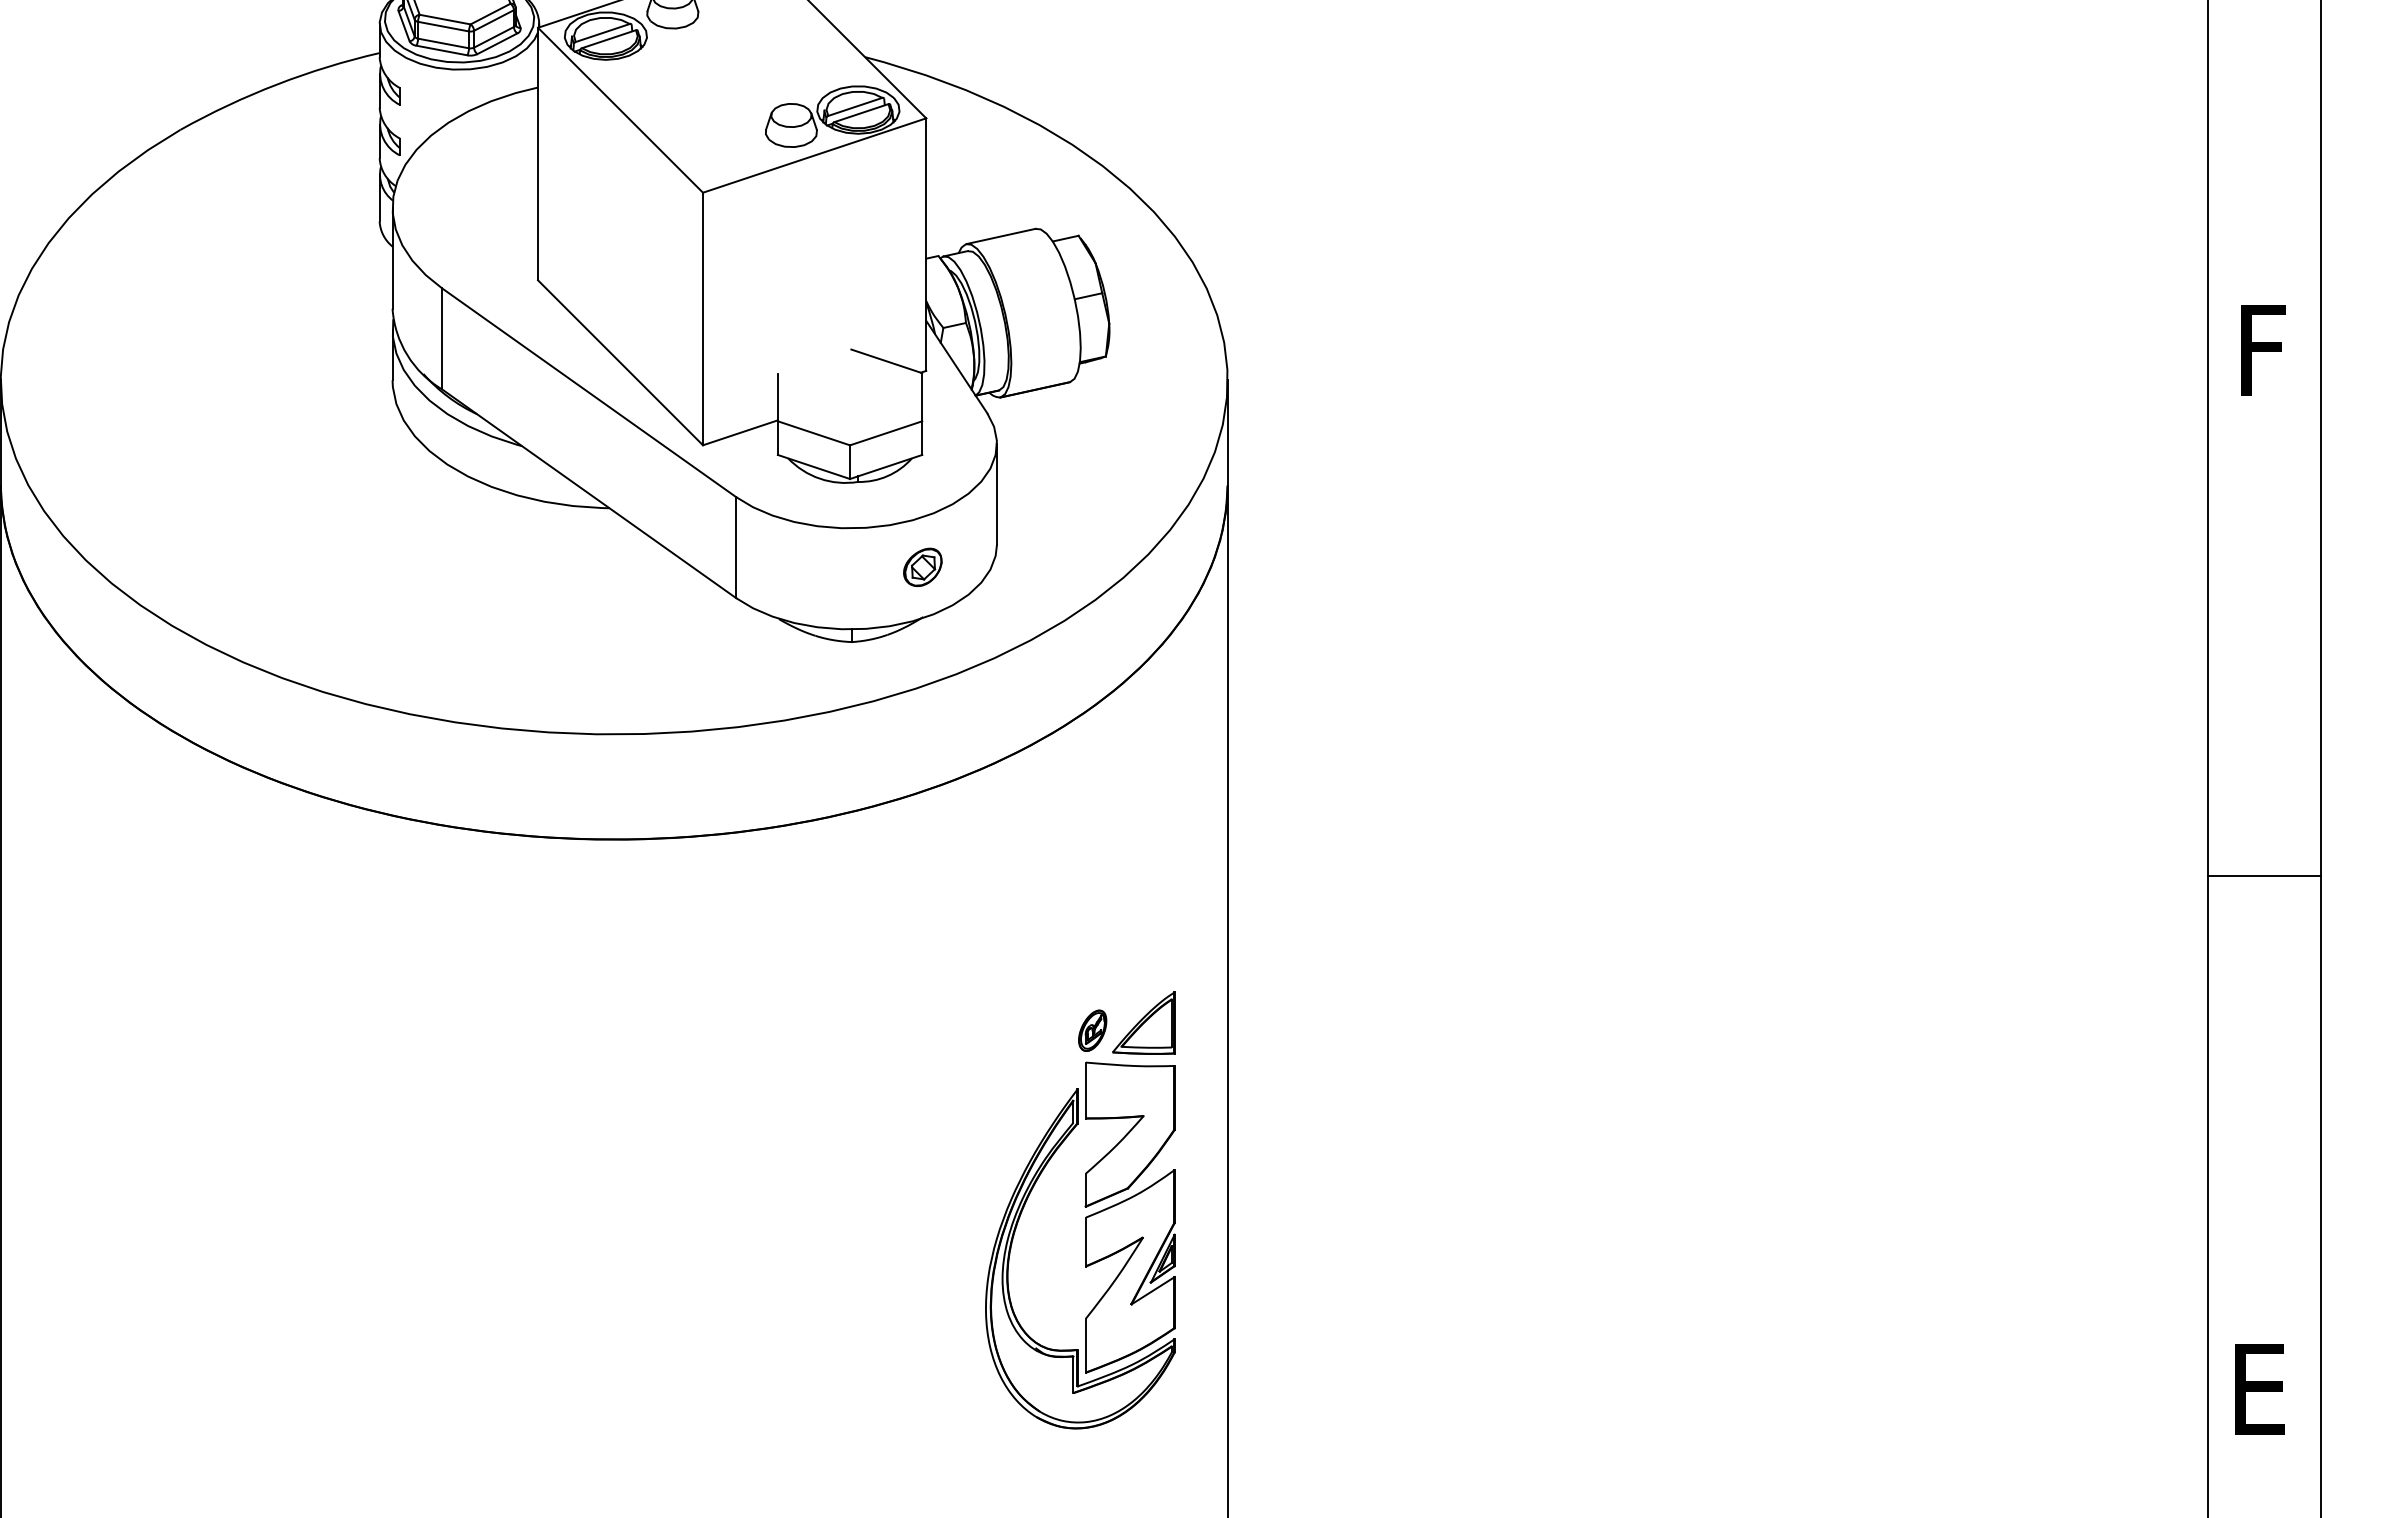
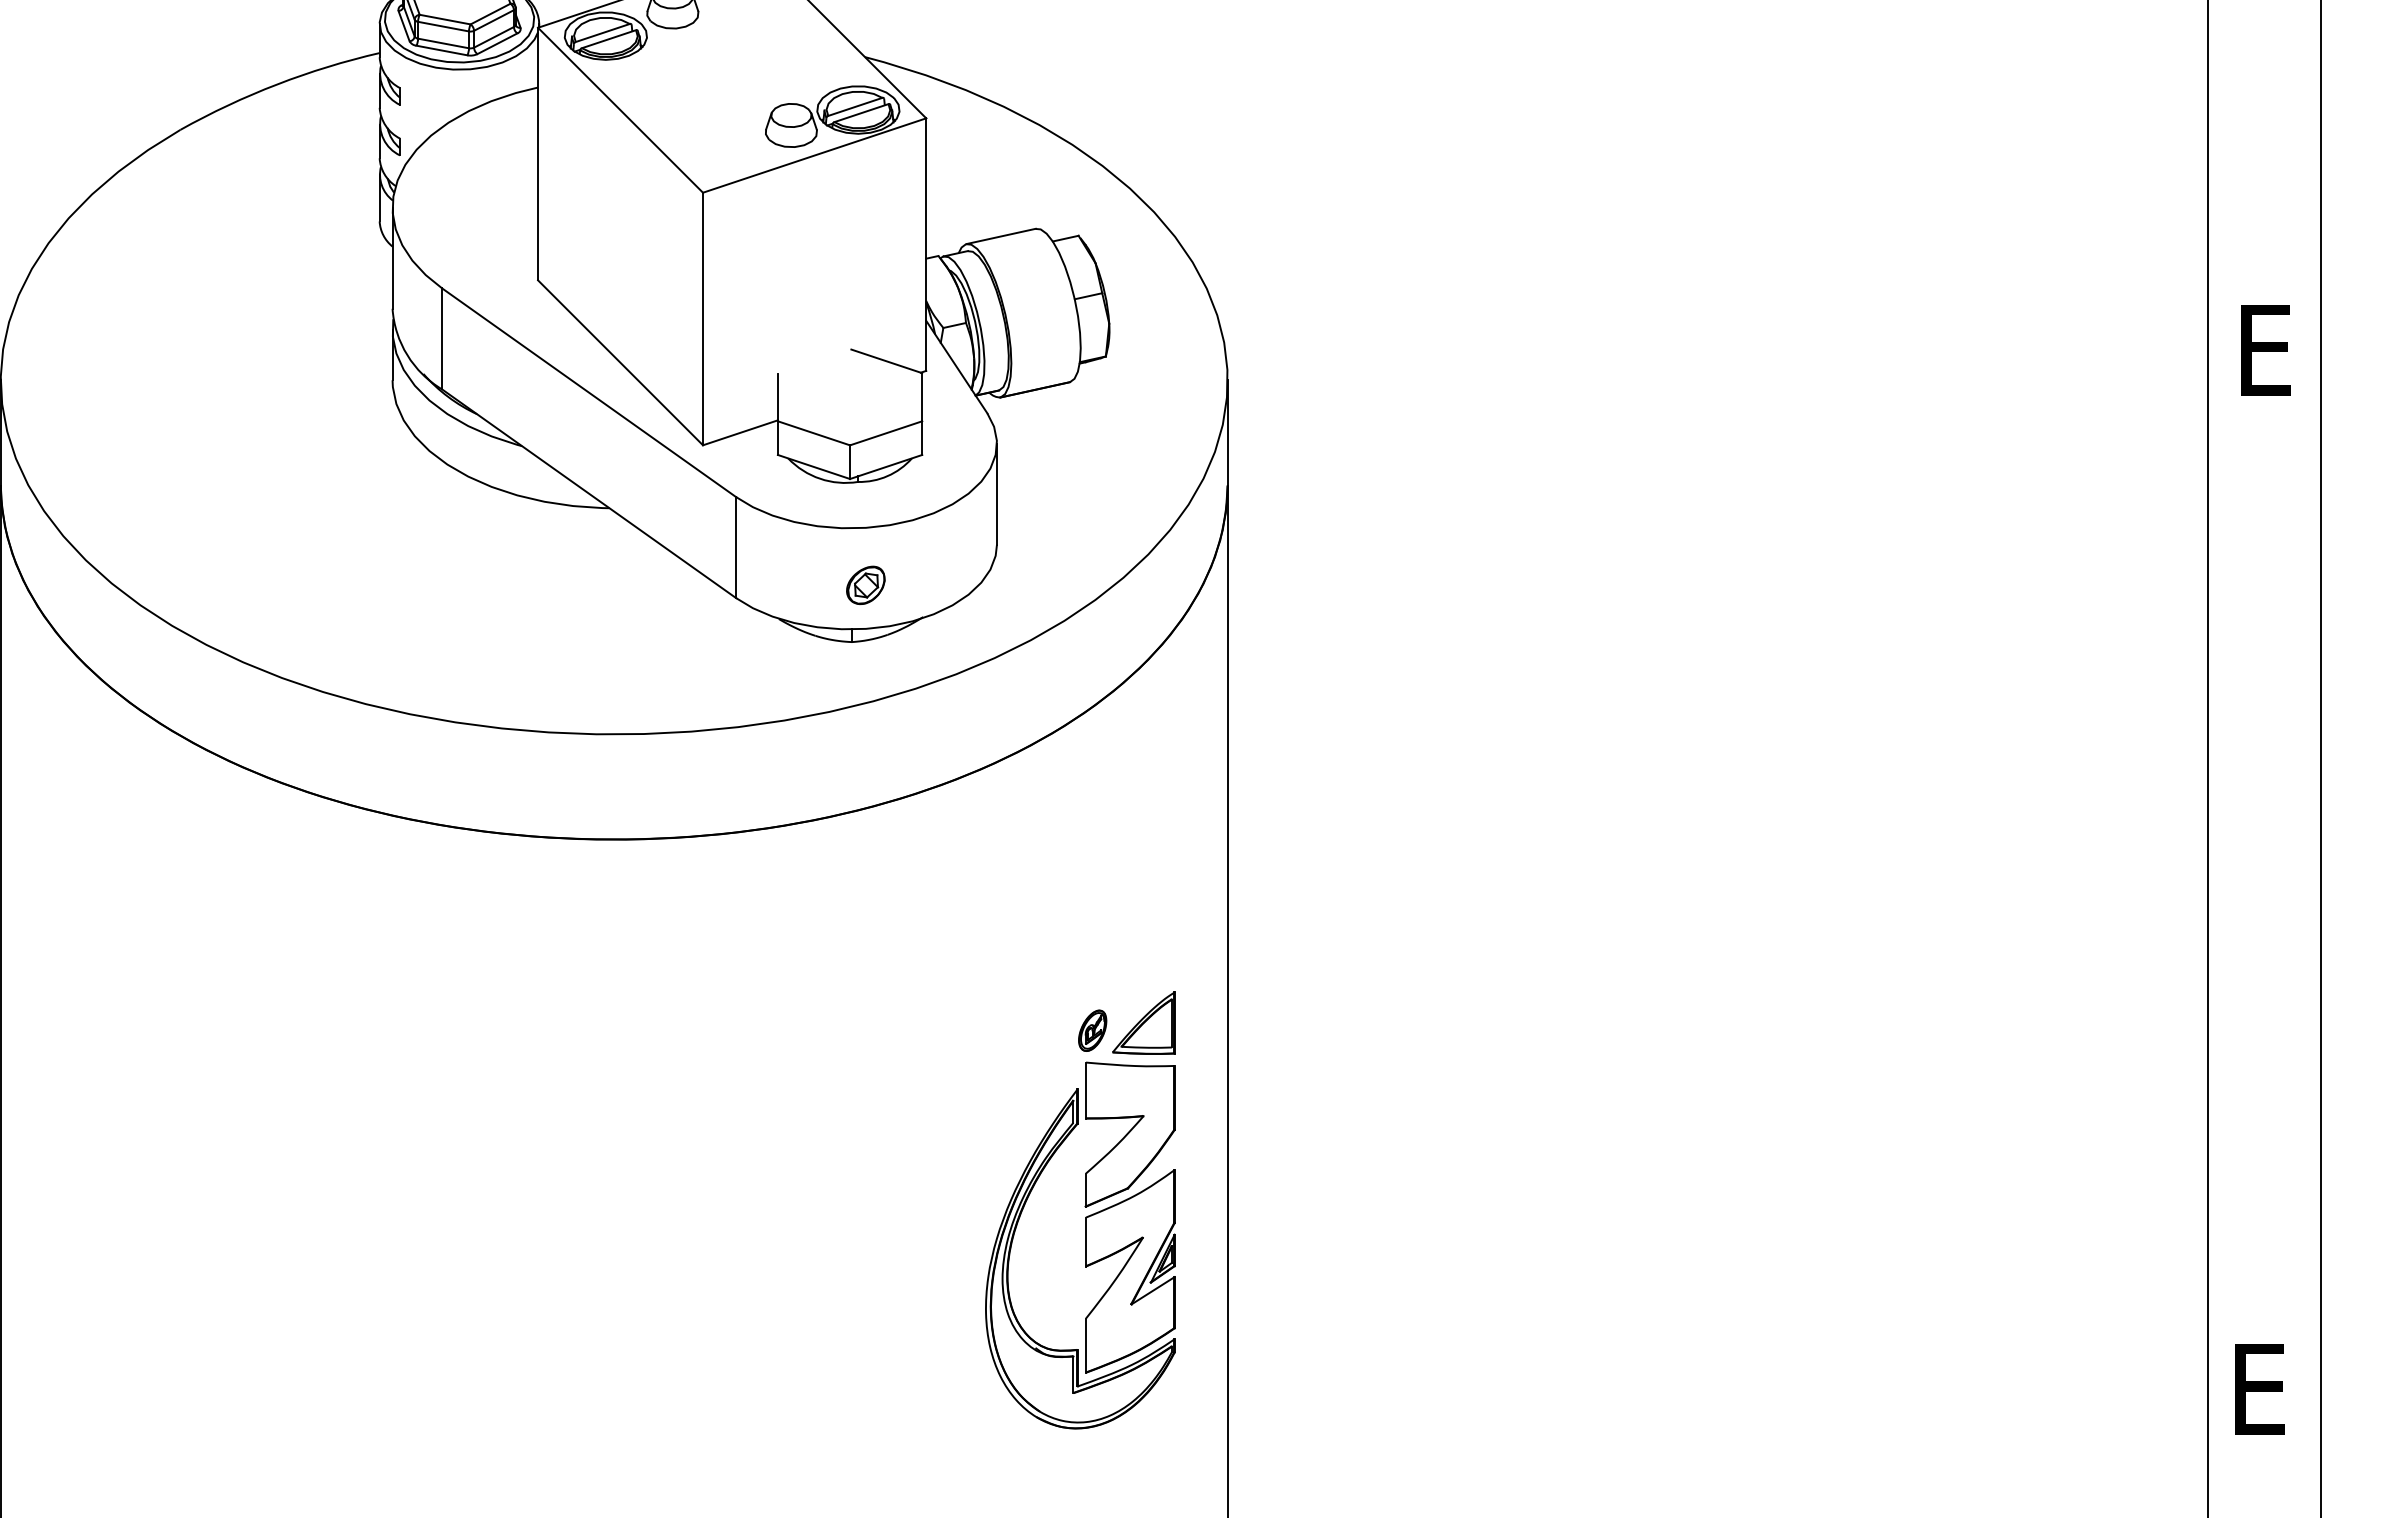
text: F -> E (2271, 350)
part position: (922, 566) -> (865, 584) (865, 584)
line: present -> none (2264, 875)
